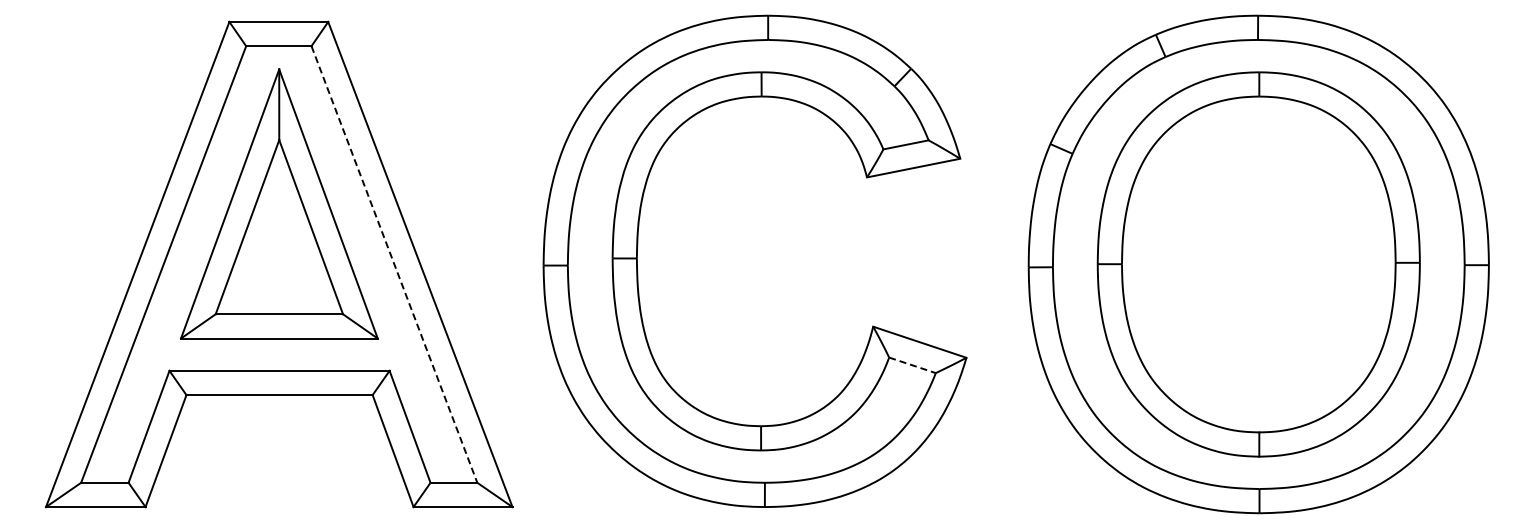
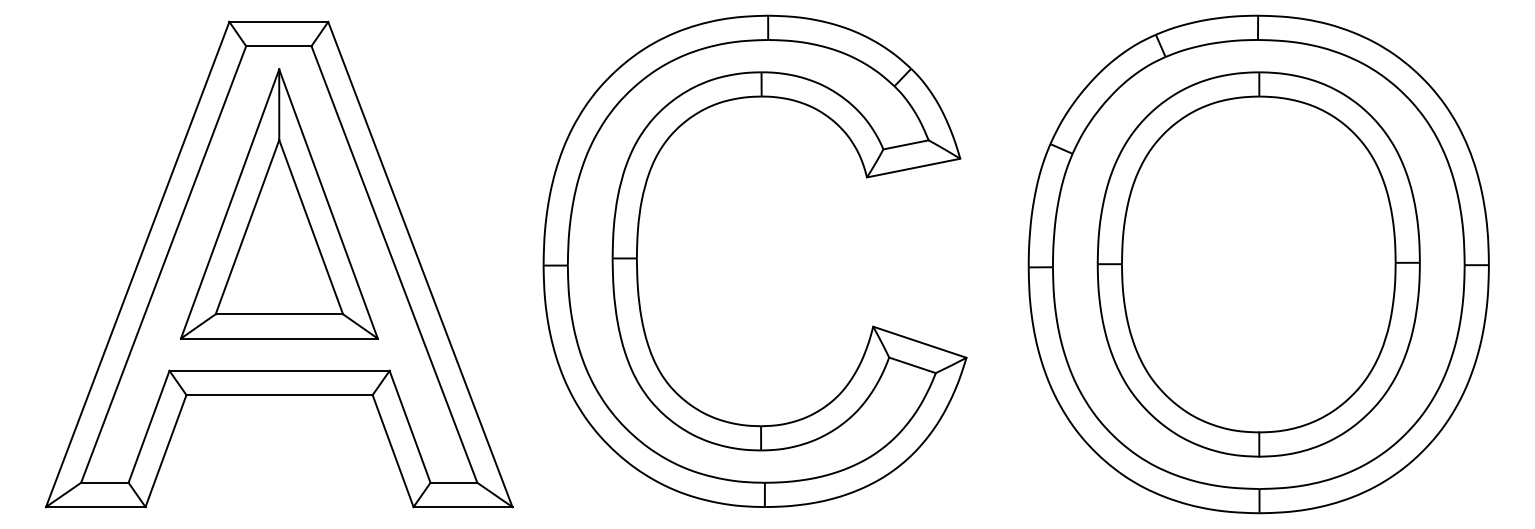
line: dashed -> solid (394, 264)
line: dashed -> solid (912, 365)
